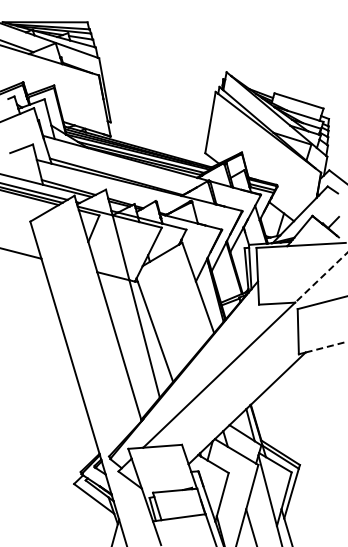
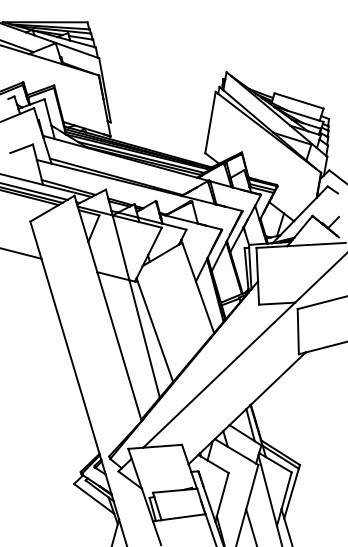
line: dashed -> solid (321, 277)
line: dashed -> solid (326, 347)
